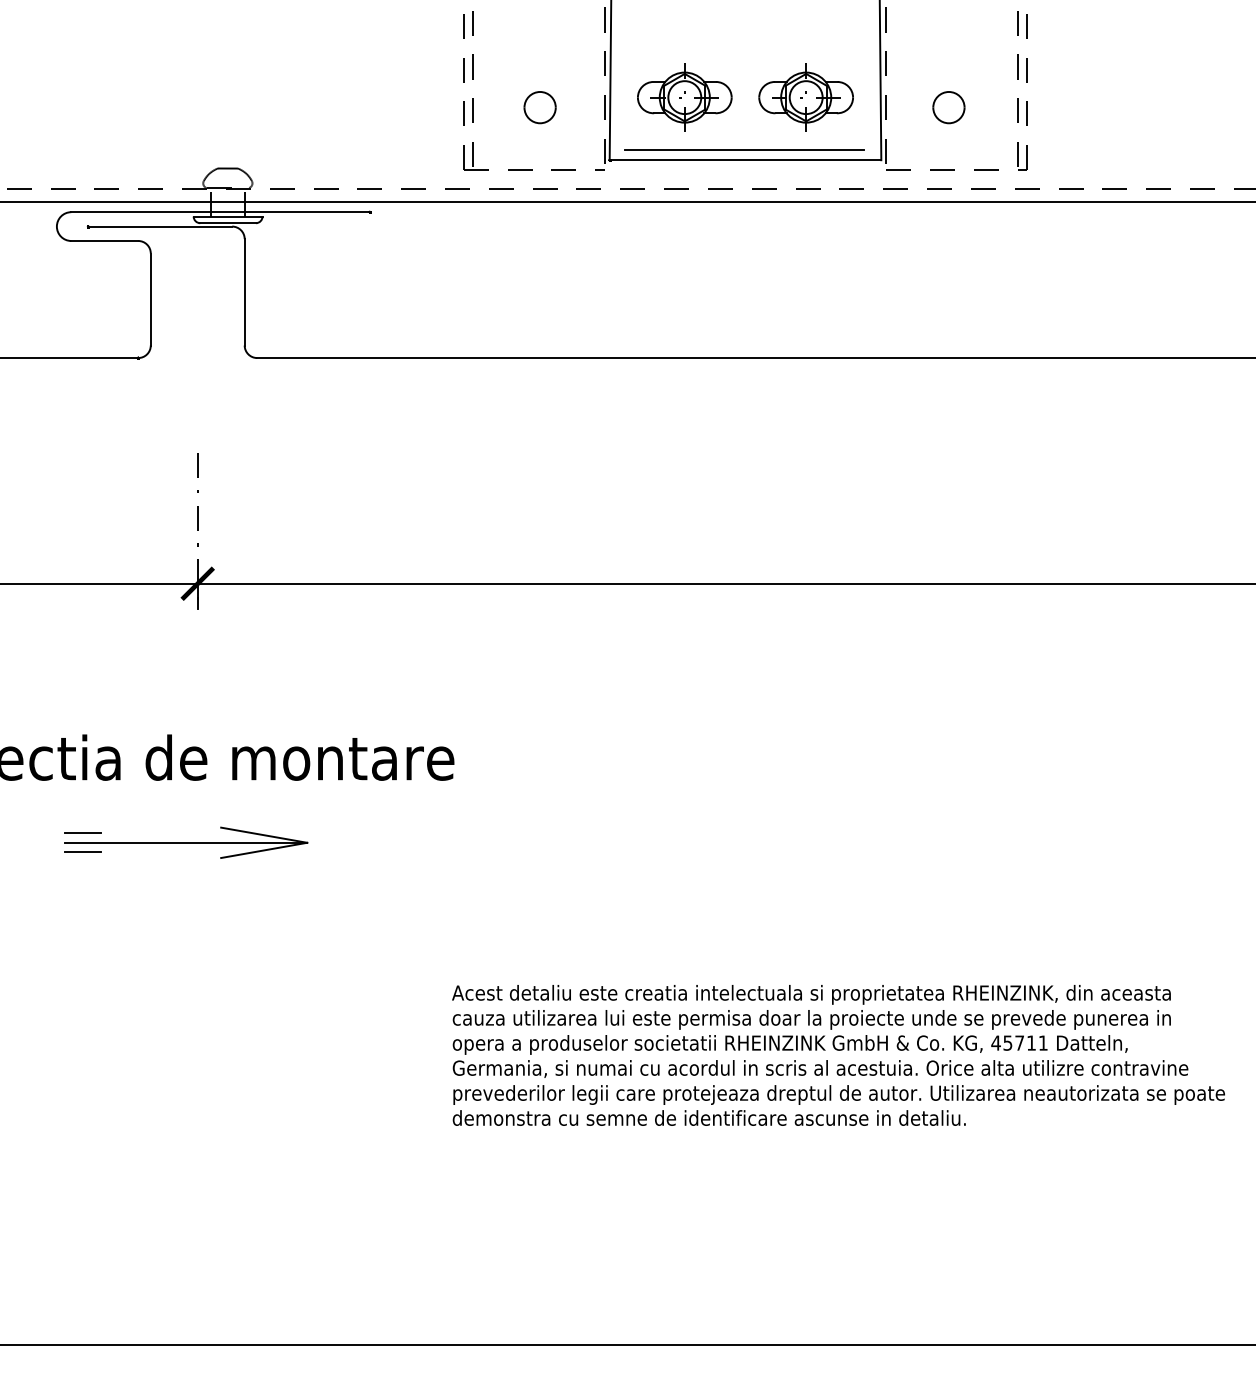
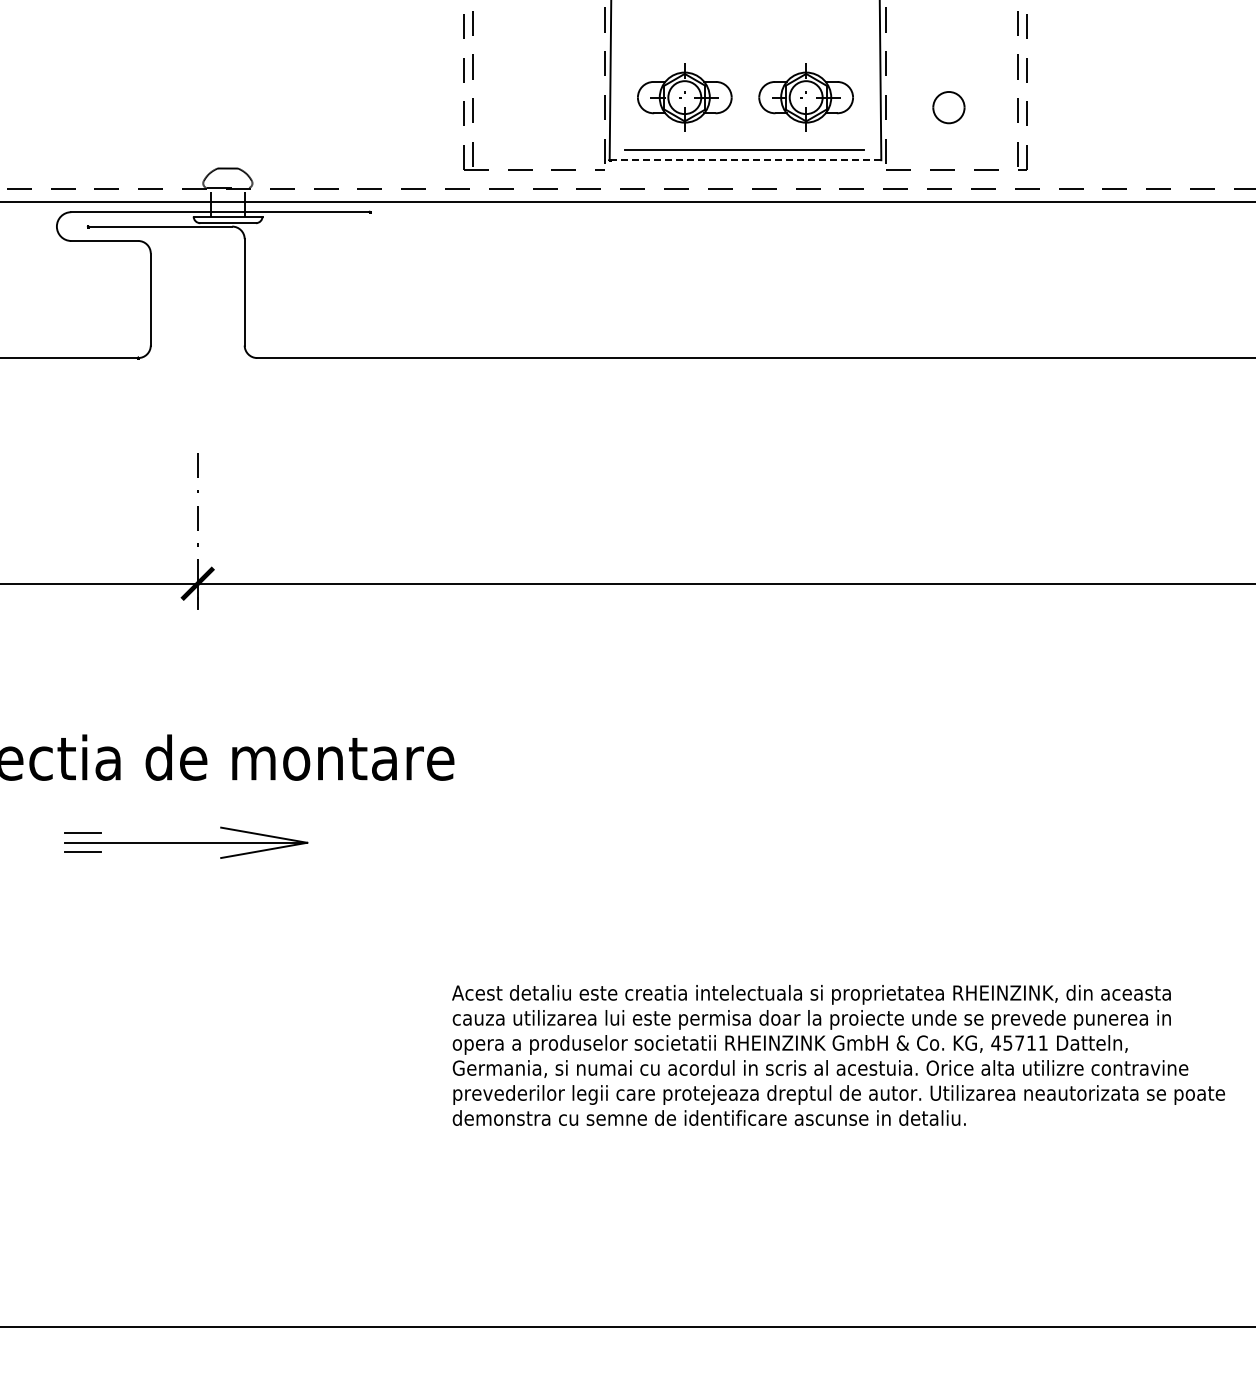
part: present -> none (539, 107)
line: solid -> dashed (745, 160)
line position: (627, 1345) -> (627, 1327) (627, 1327)
